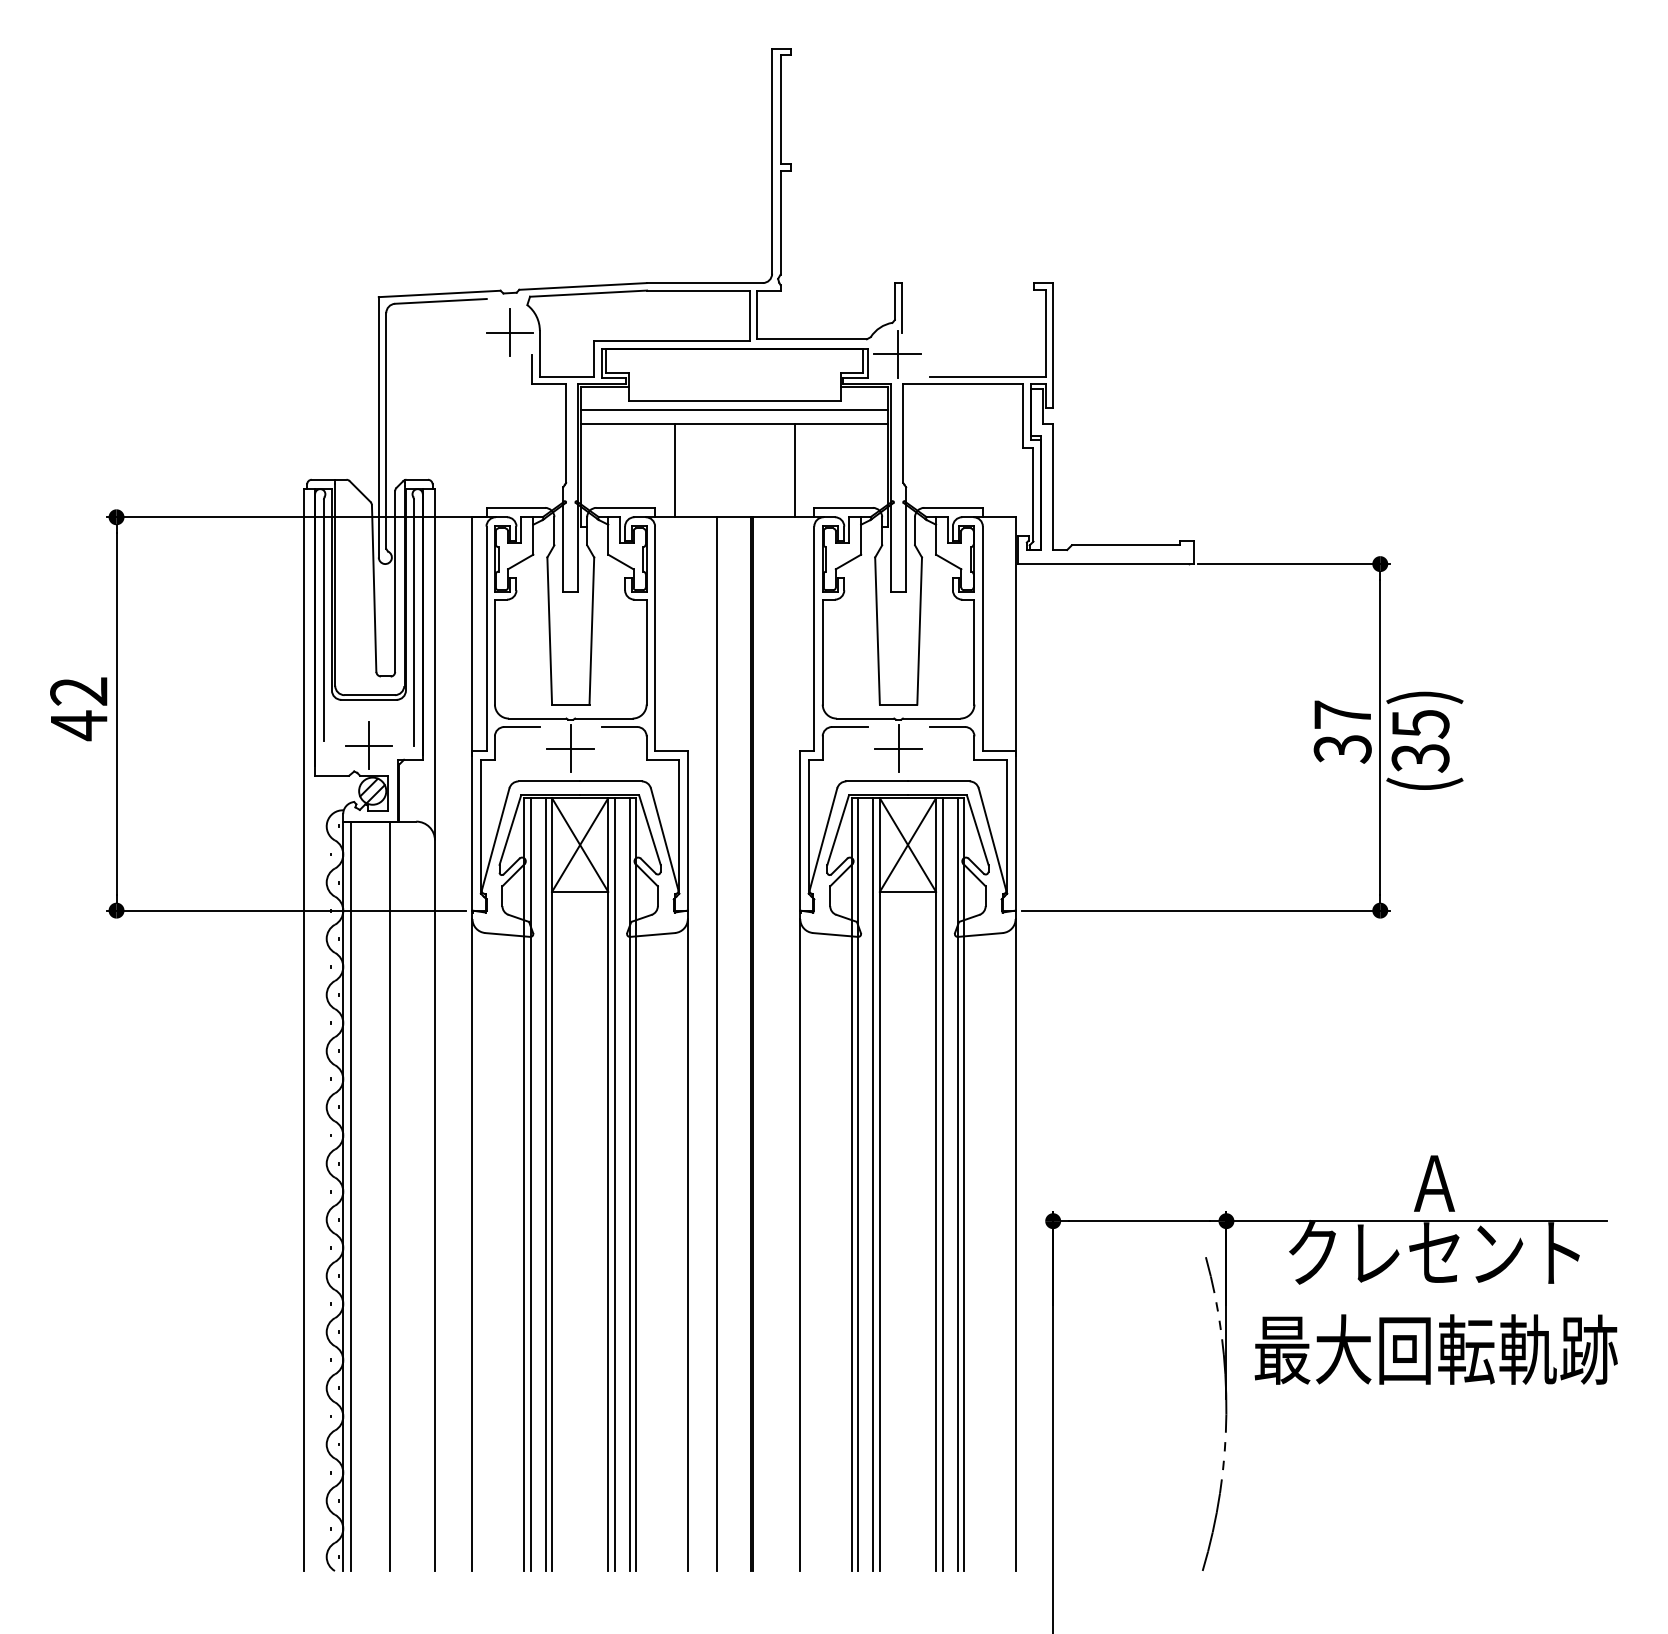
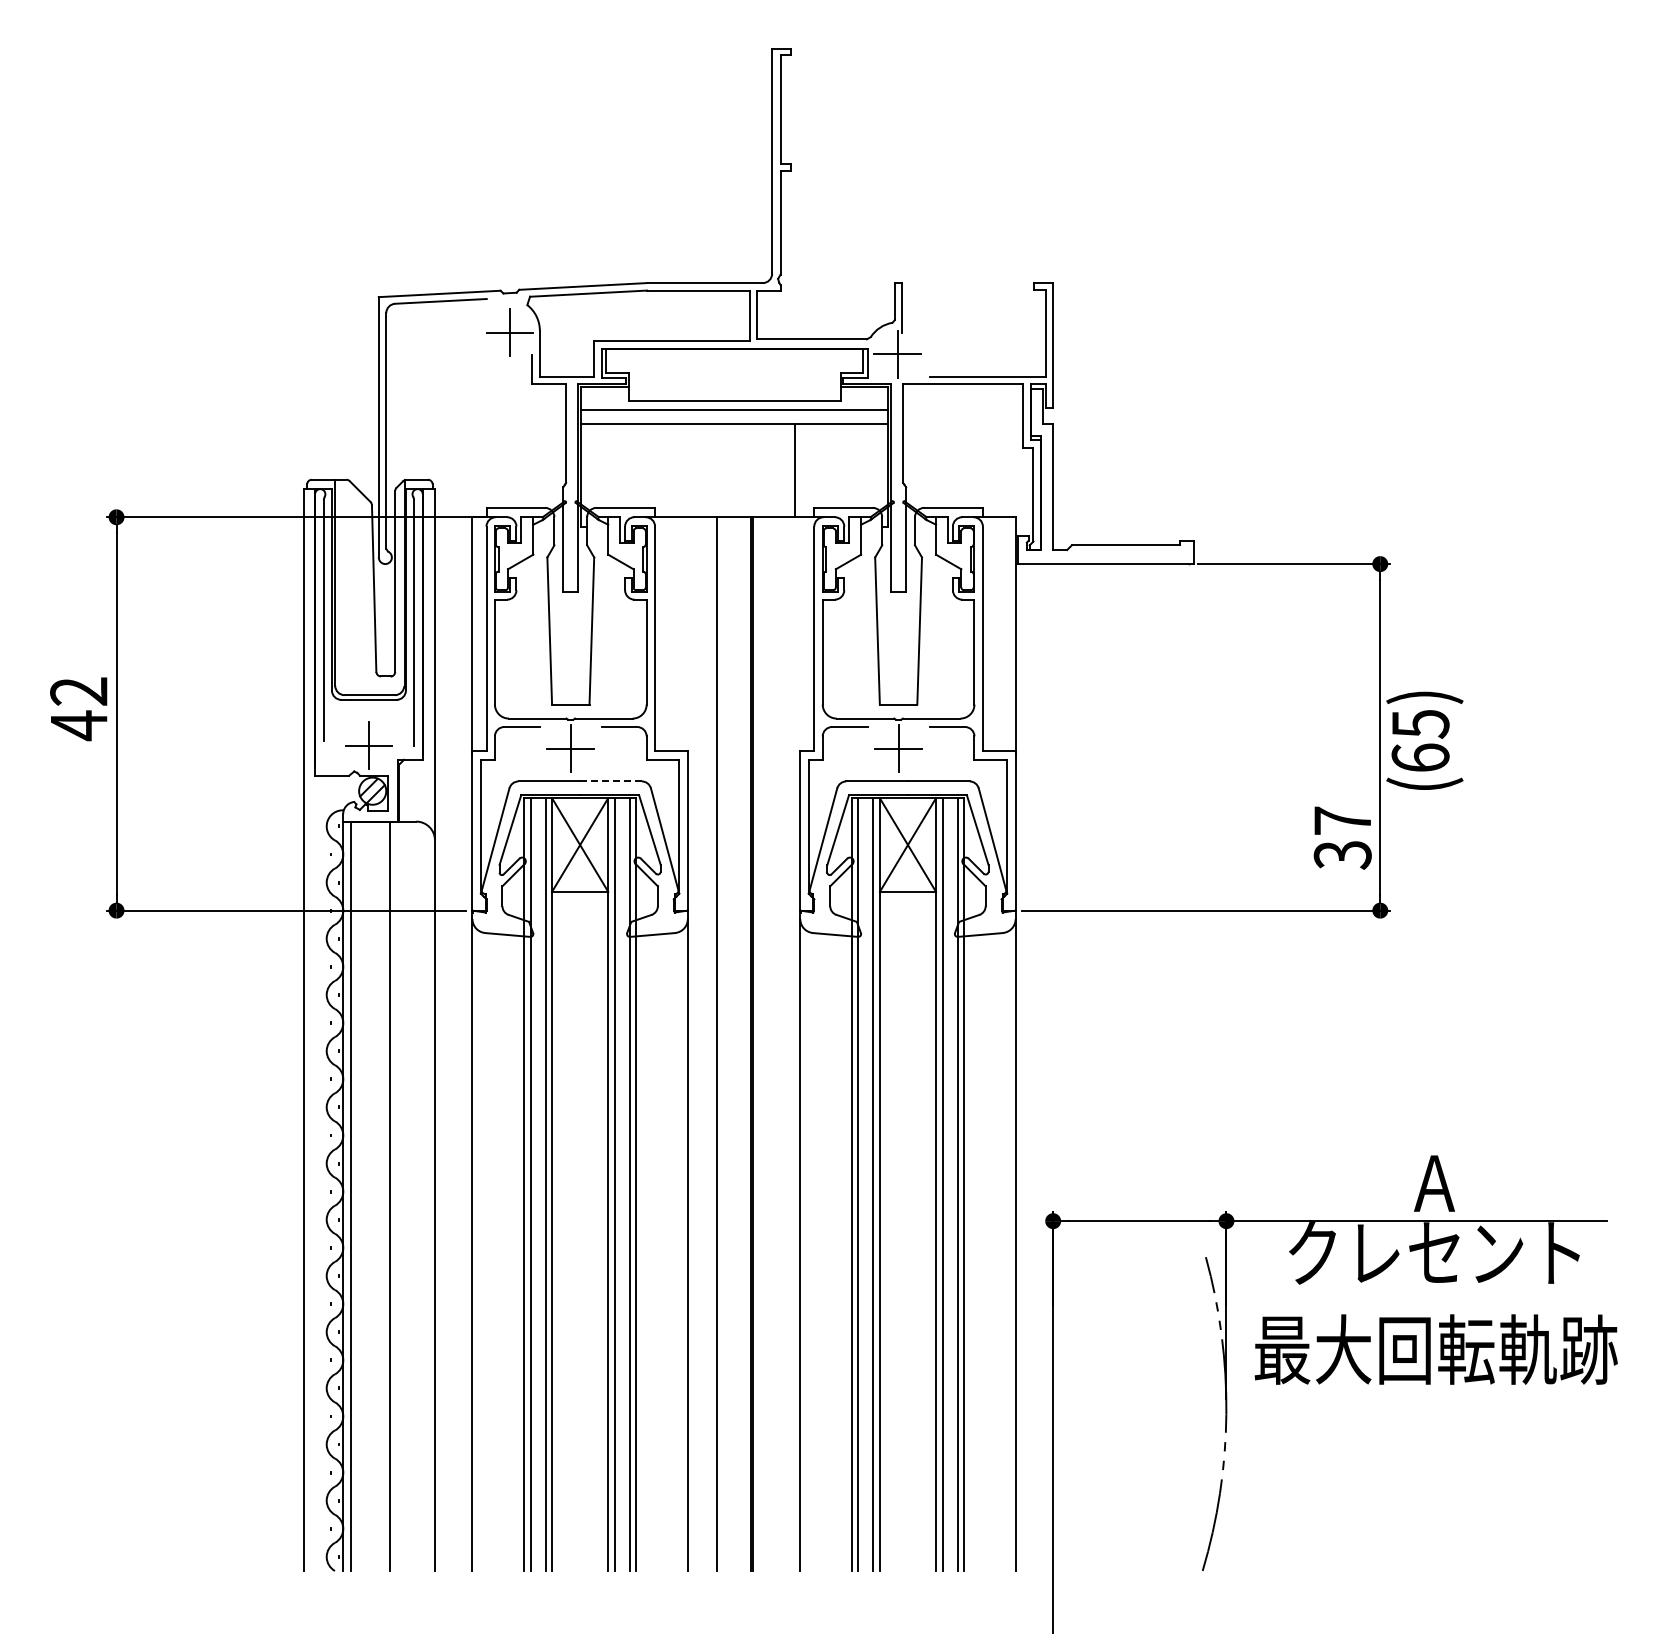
line: present -> none (674, 470)
text position: (1342, 731) -> (1342, 837) (1342, 837)
text: (35) -> (65) (1420, 757)
line: solid -> dashed (611, 781)
